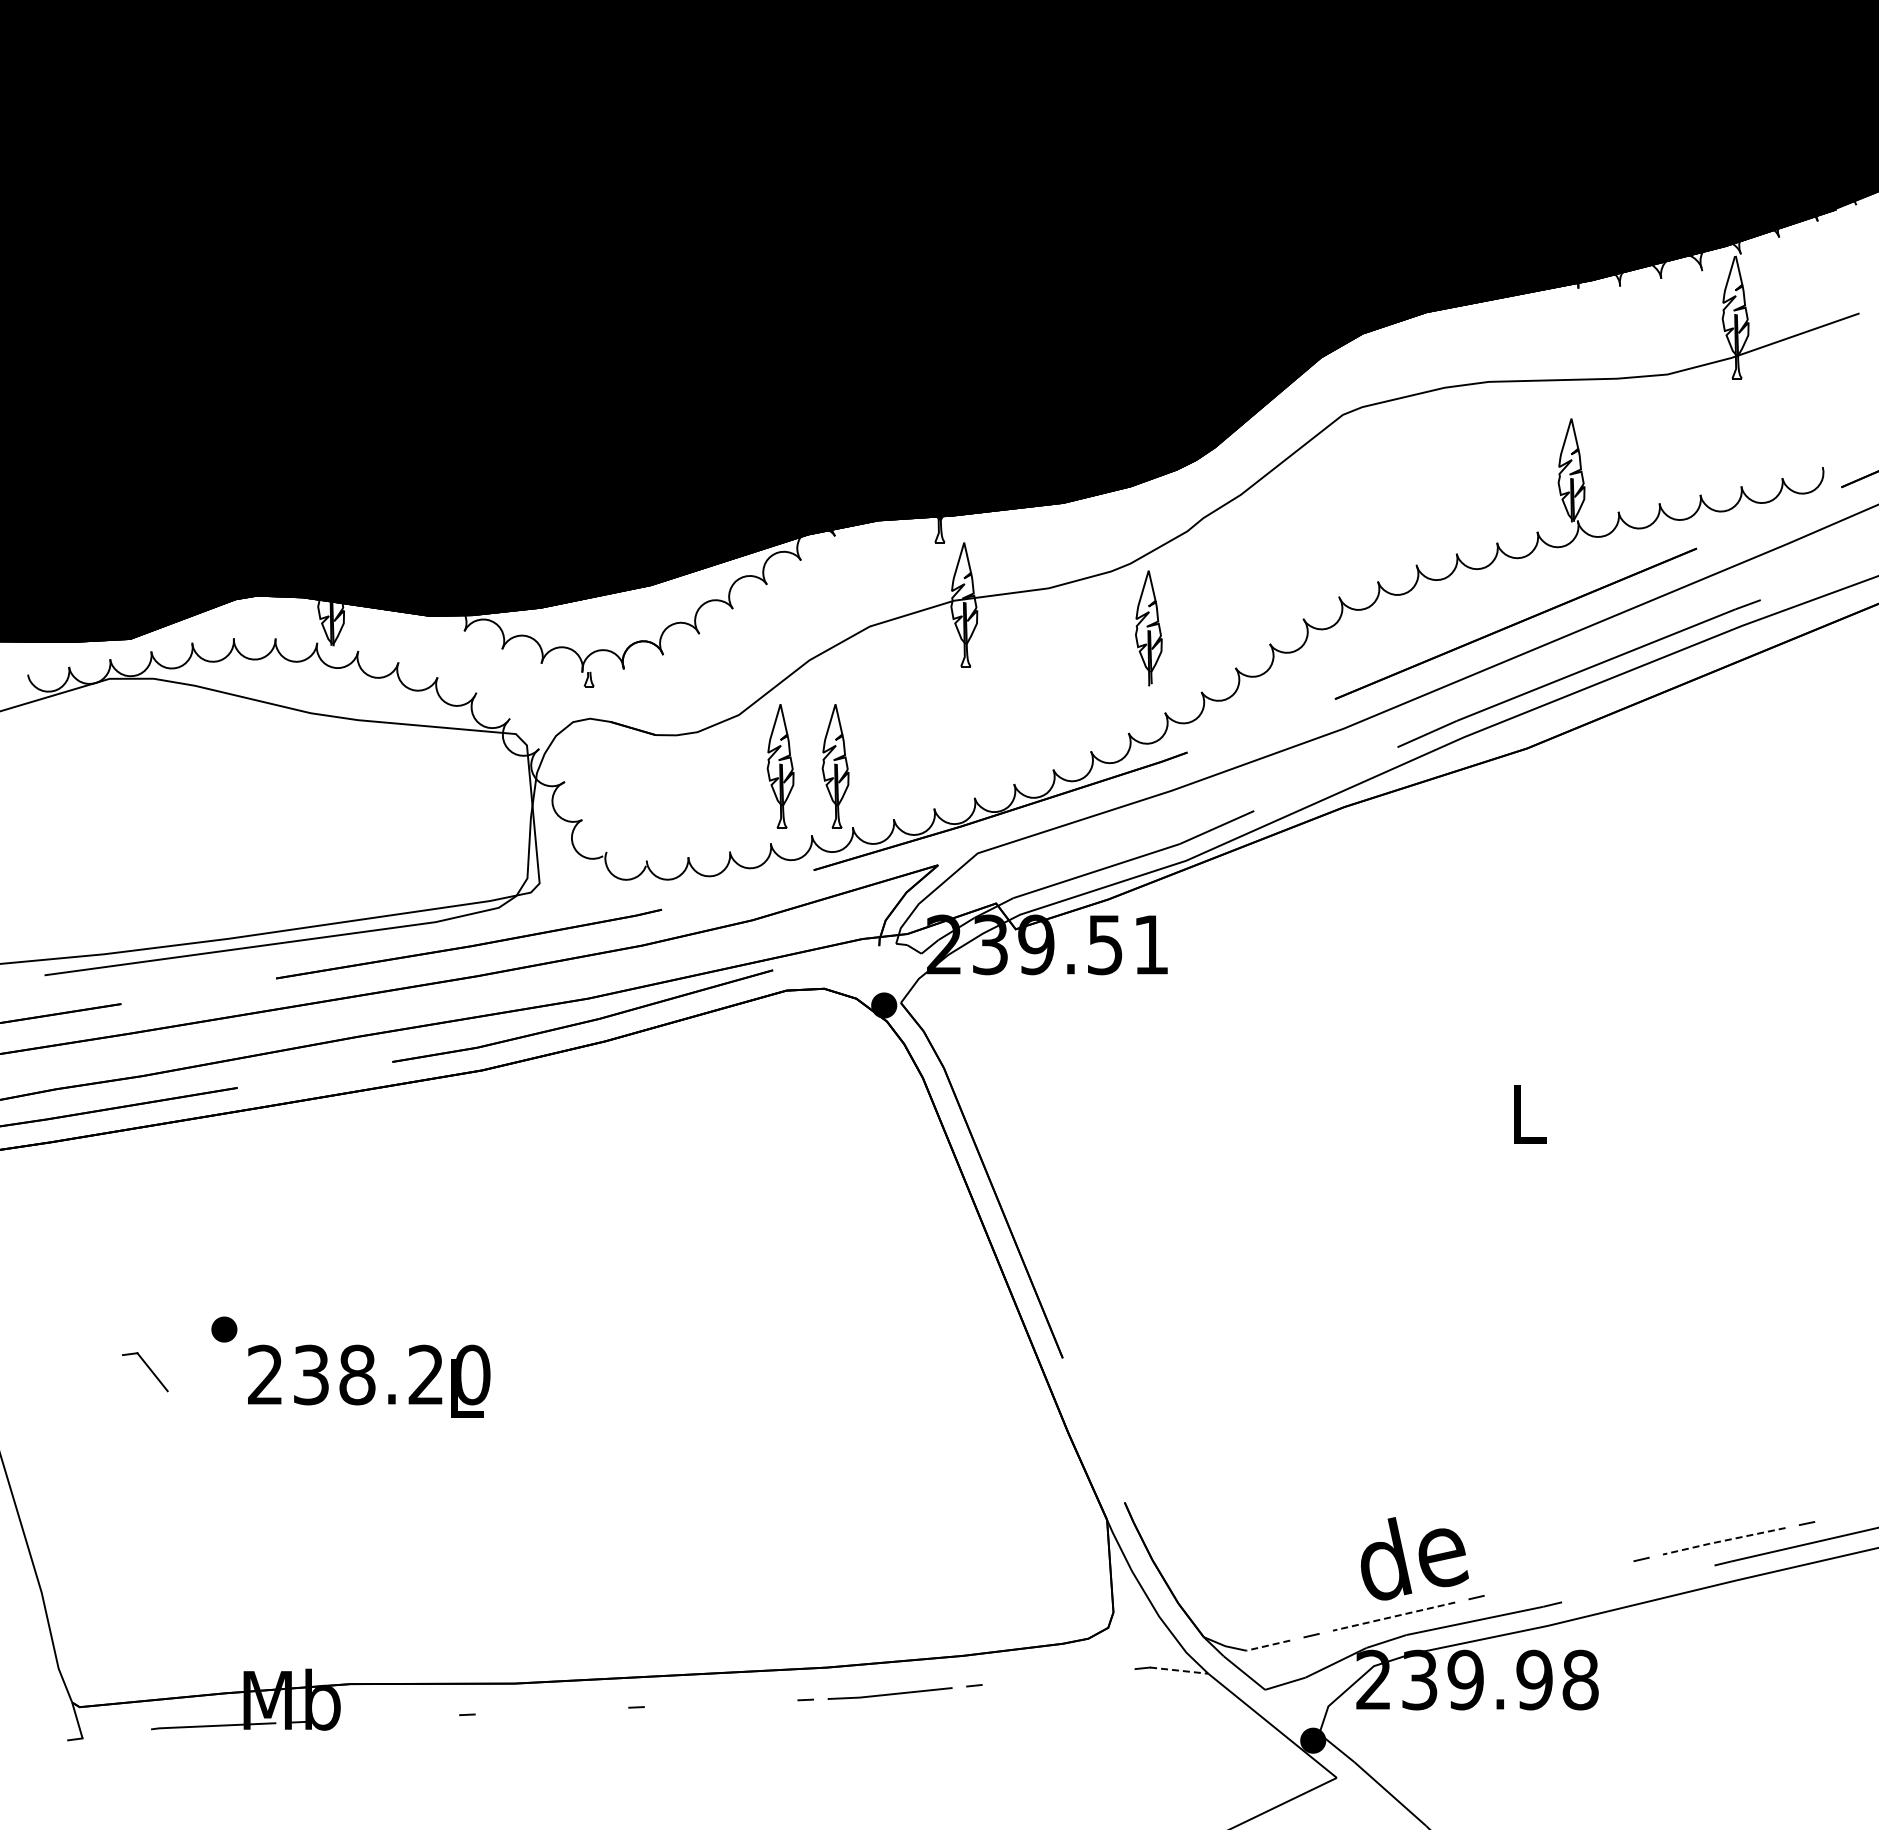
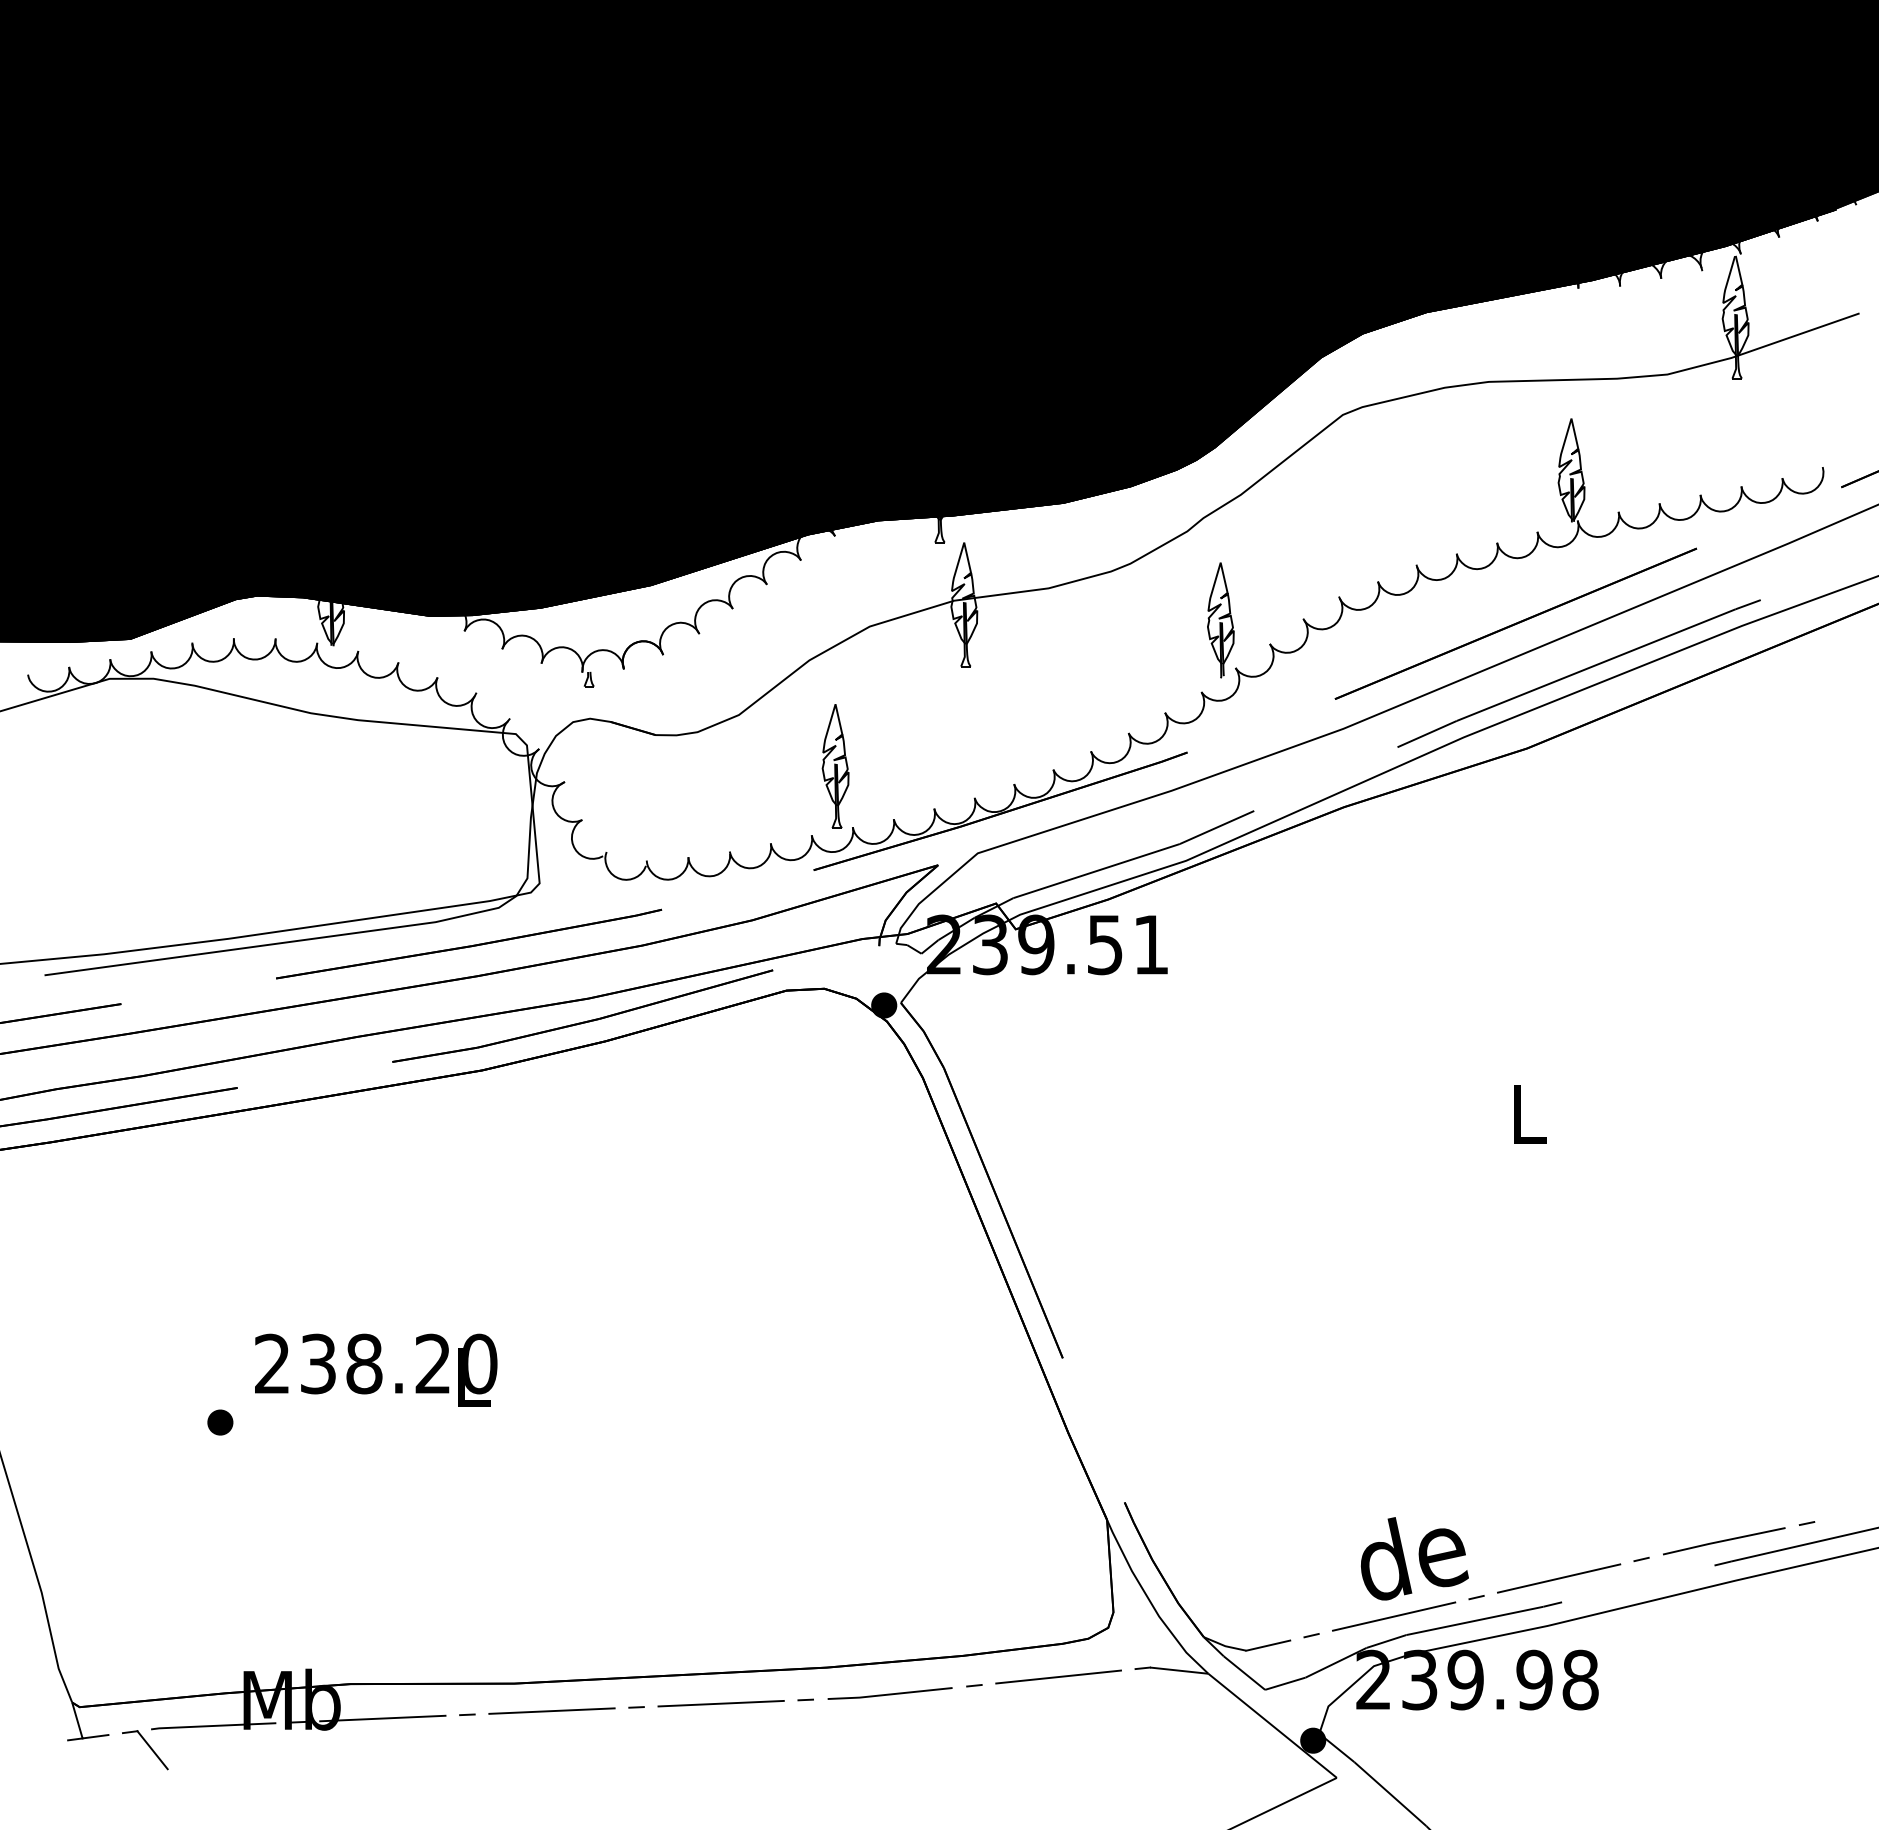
part position: (1148, 628) -> (1220, 620) (1220, 620)
part: present -> none (780, 766)
part position: (224, 1329) -> (220, 1422) (220, 1422)
part position: (145, 1372) -> (145, 1750) (145, 1750)
text position: (369, 1380) -> (376, 1369) (376, 1369)
line: dashed -> solid (1723, 1540)
line: none -> present (1558, 1578)
line: dashed -> solid (1394, 1616)
line: dashed -> solid (1268, 1645)
line: dashed -> solid (1179, 1670)
line: none -> present (1058, 1676)
line: none -> present (720, 1703)
line: none -> present (551, 1710)
line: none -> present (382, 1718)
line: none -> present (95, 1736)
